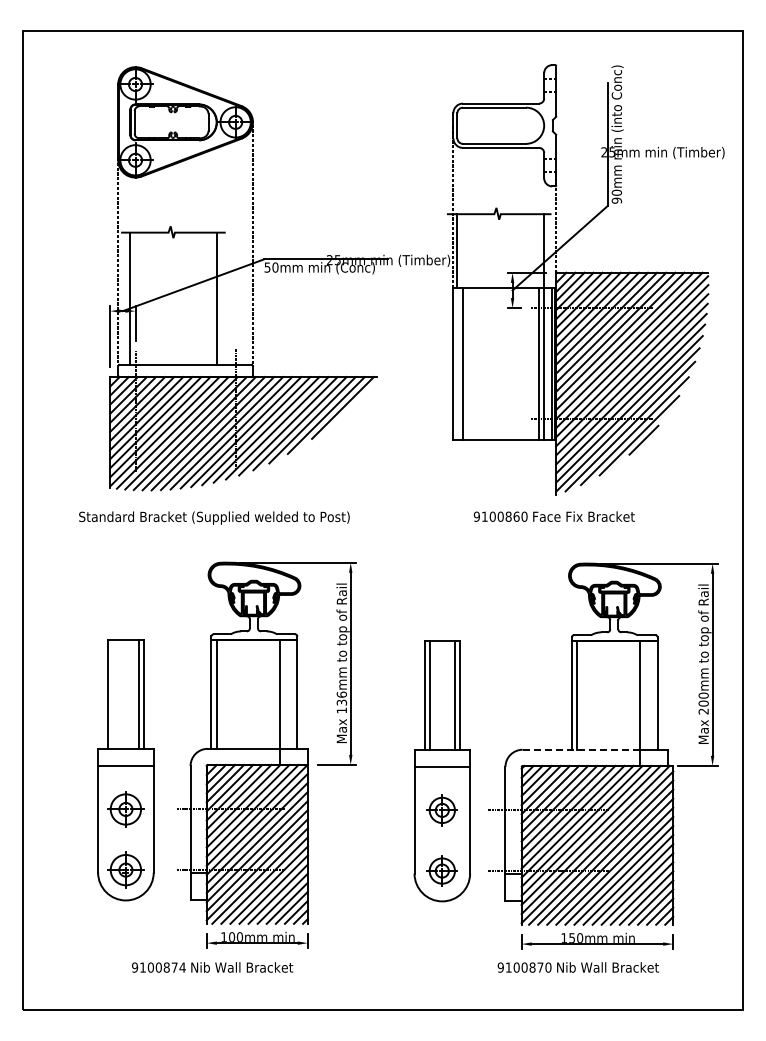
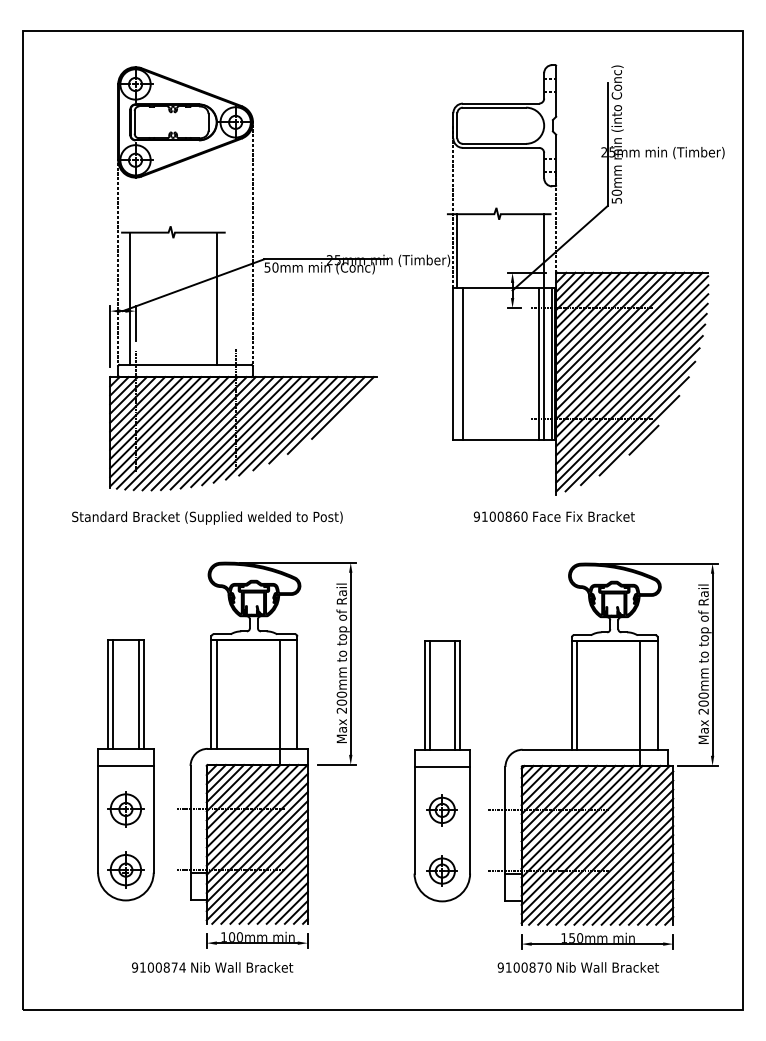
text: 90mm -> 50mm (616, 200)
text position: (214, 517) -> (207, 517) (207, 517)
line: none -> present (113, 694)
text: 136mm -> 200mm (341, 702)
line: dashed -> solid (581, 749)
